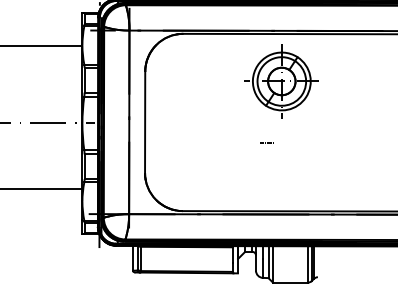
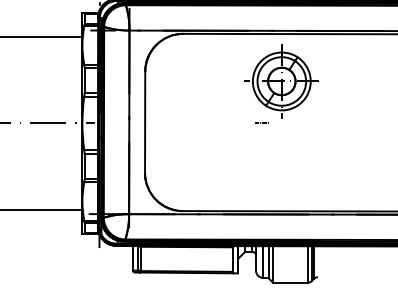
line position: (42, 46) -> (42, 37) (42, 37)
line position: (265, 142) -> (260, 122) (260, 122)
line position: (42, 188) -> (42, 209) (42, 209)
